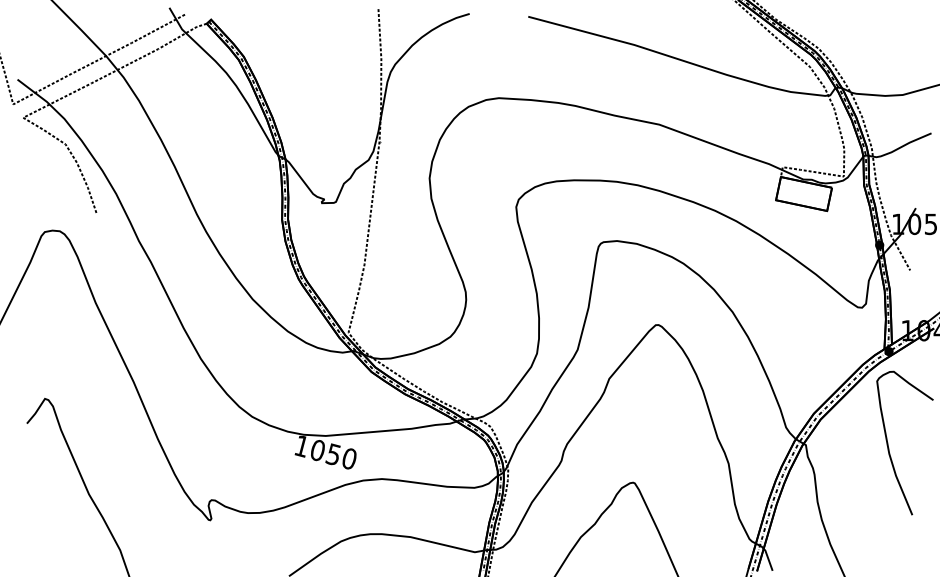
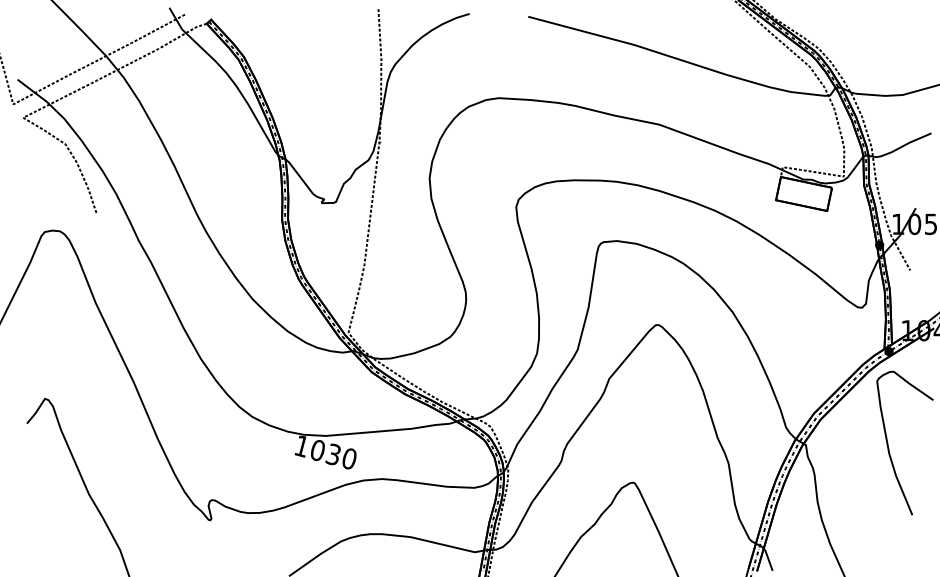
text: 1050 -> 1030 (334, 454)
